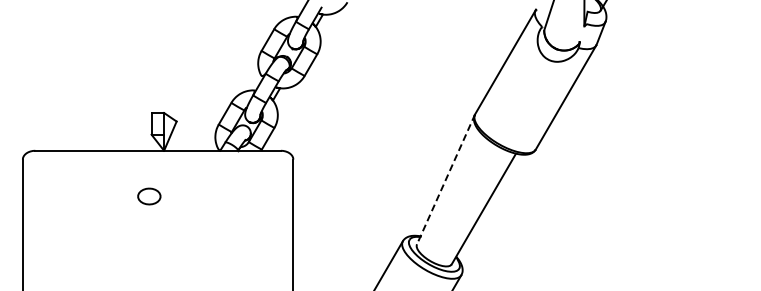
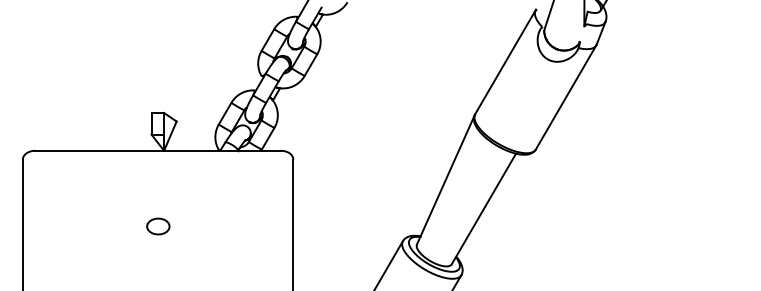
line: dashed -> solid (445, 179)
part position: (149, 196) -> (158, 226) (158, 226)
